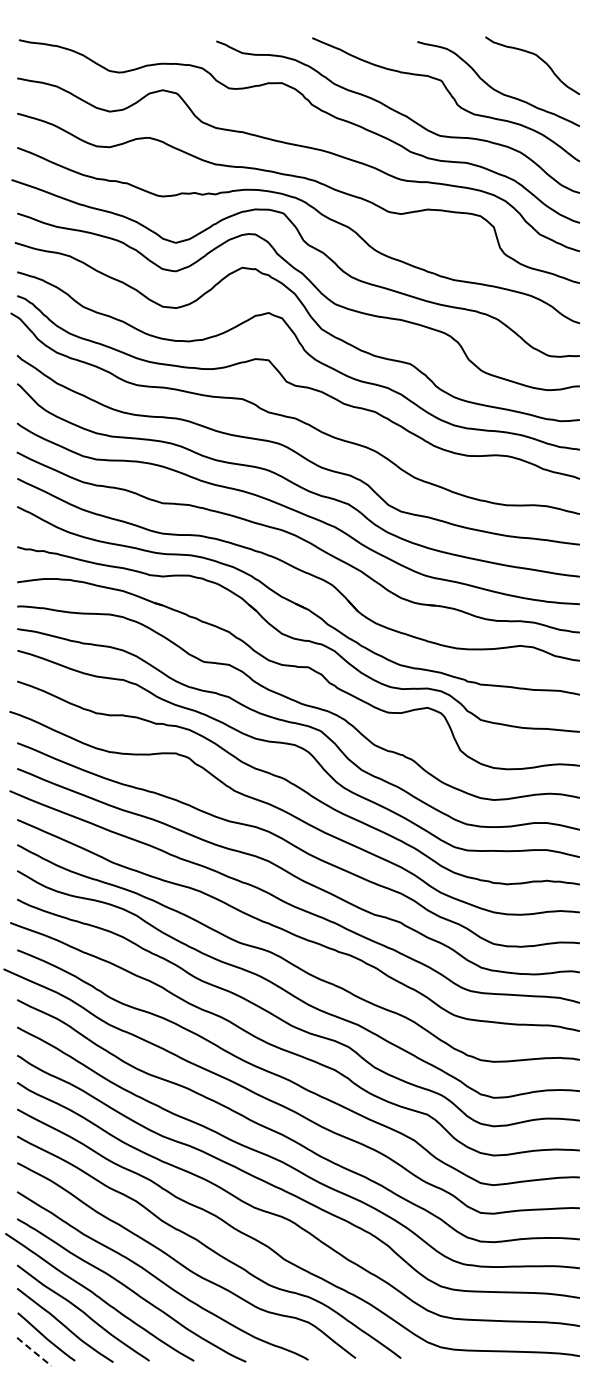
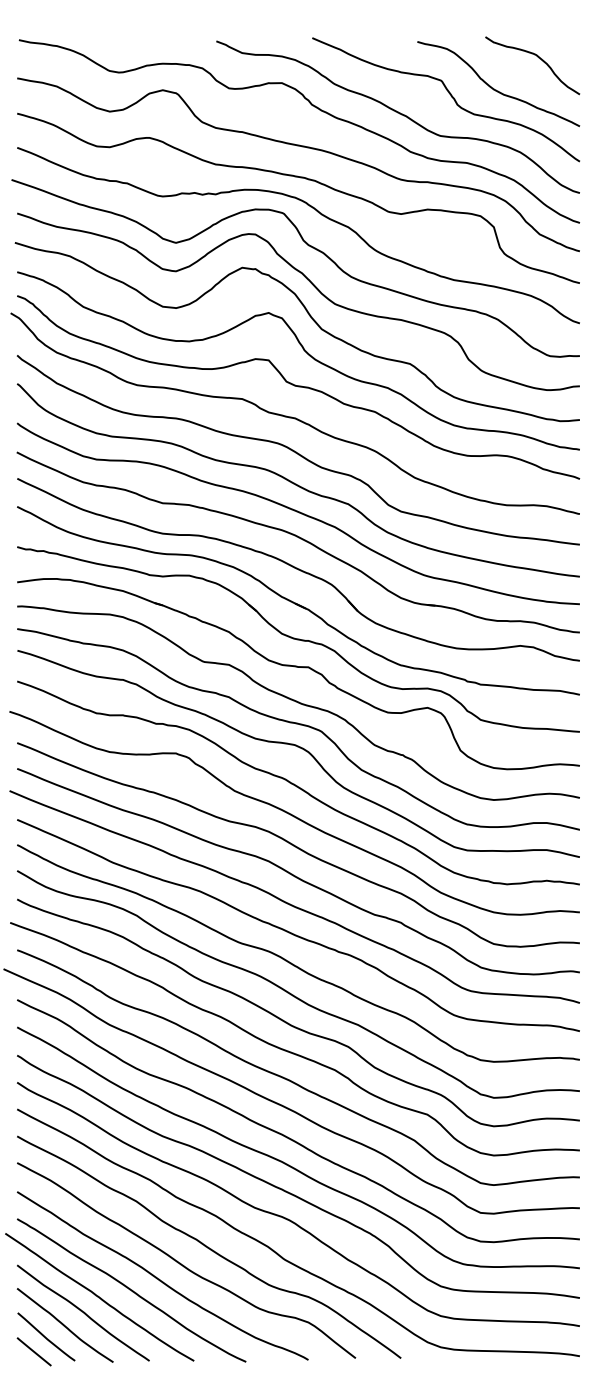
line: dashed -> solid (33, 1351)
